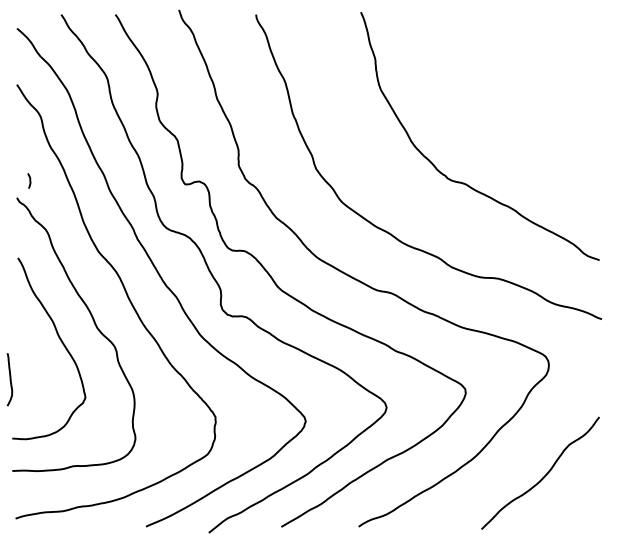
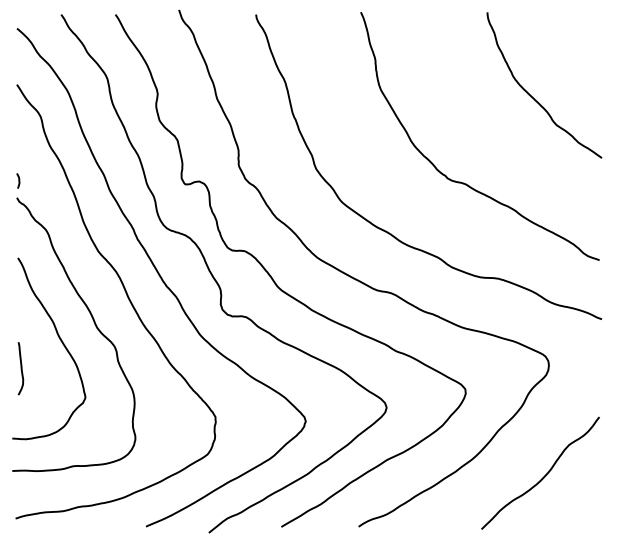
curve: none -> present (532, 96)
curve position: (29, 180) -> (18, 180) (18, 180)
curve position: (9, 379) -> (20, 368) (20, 368)
